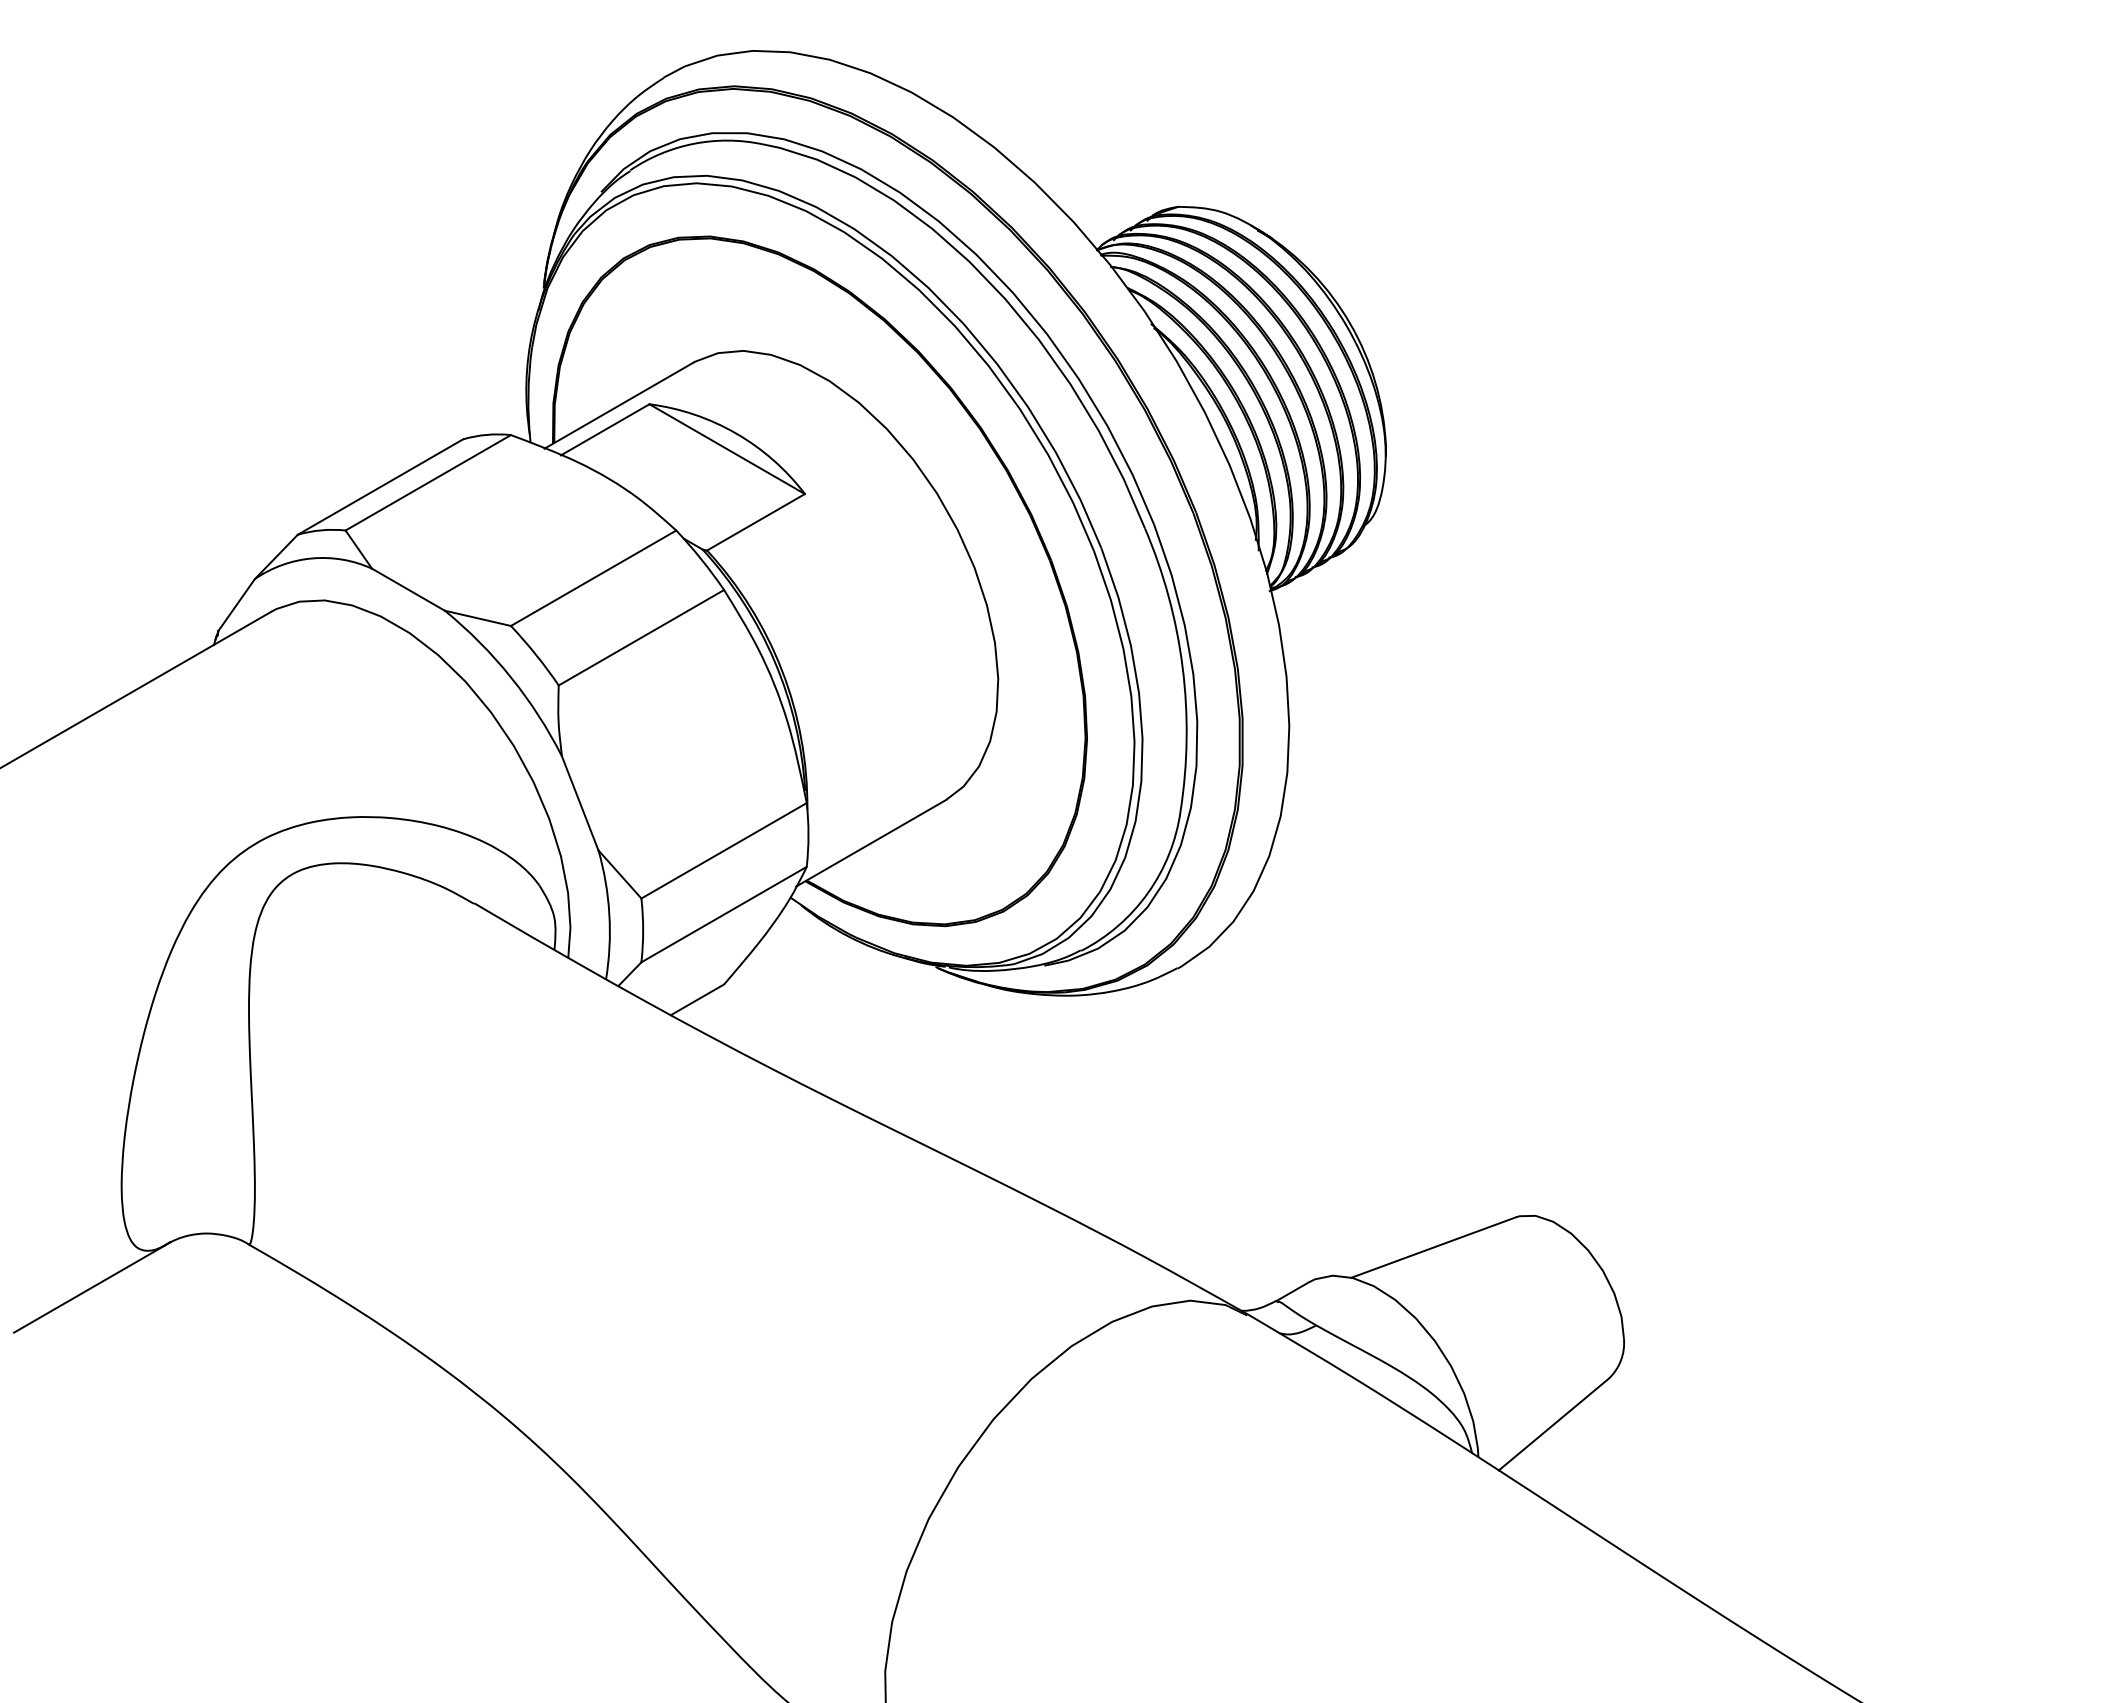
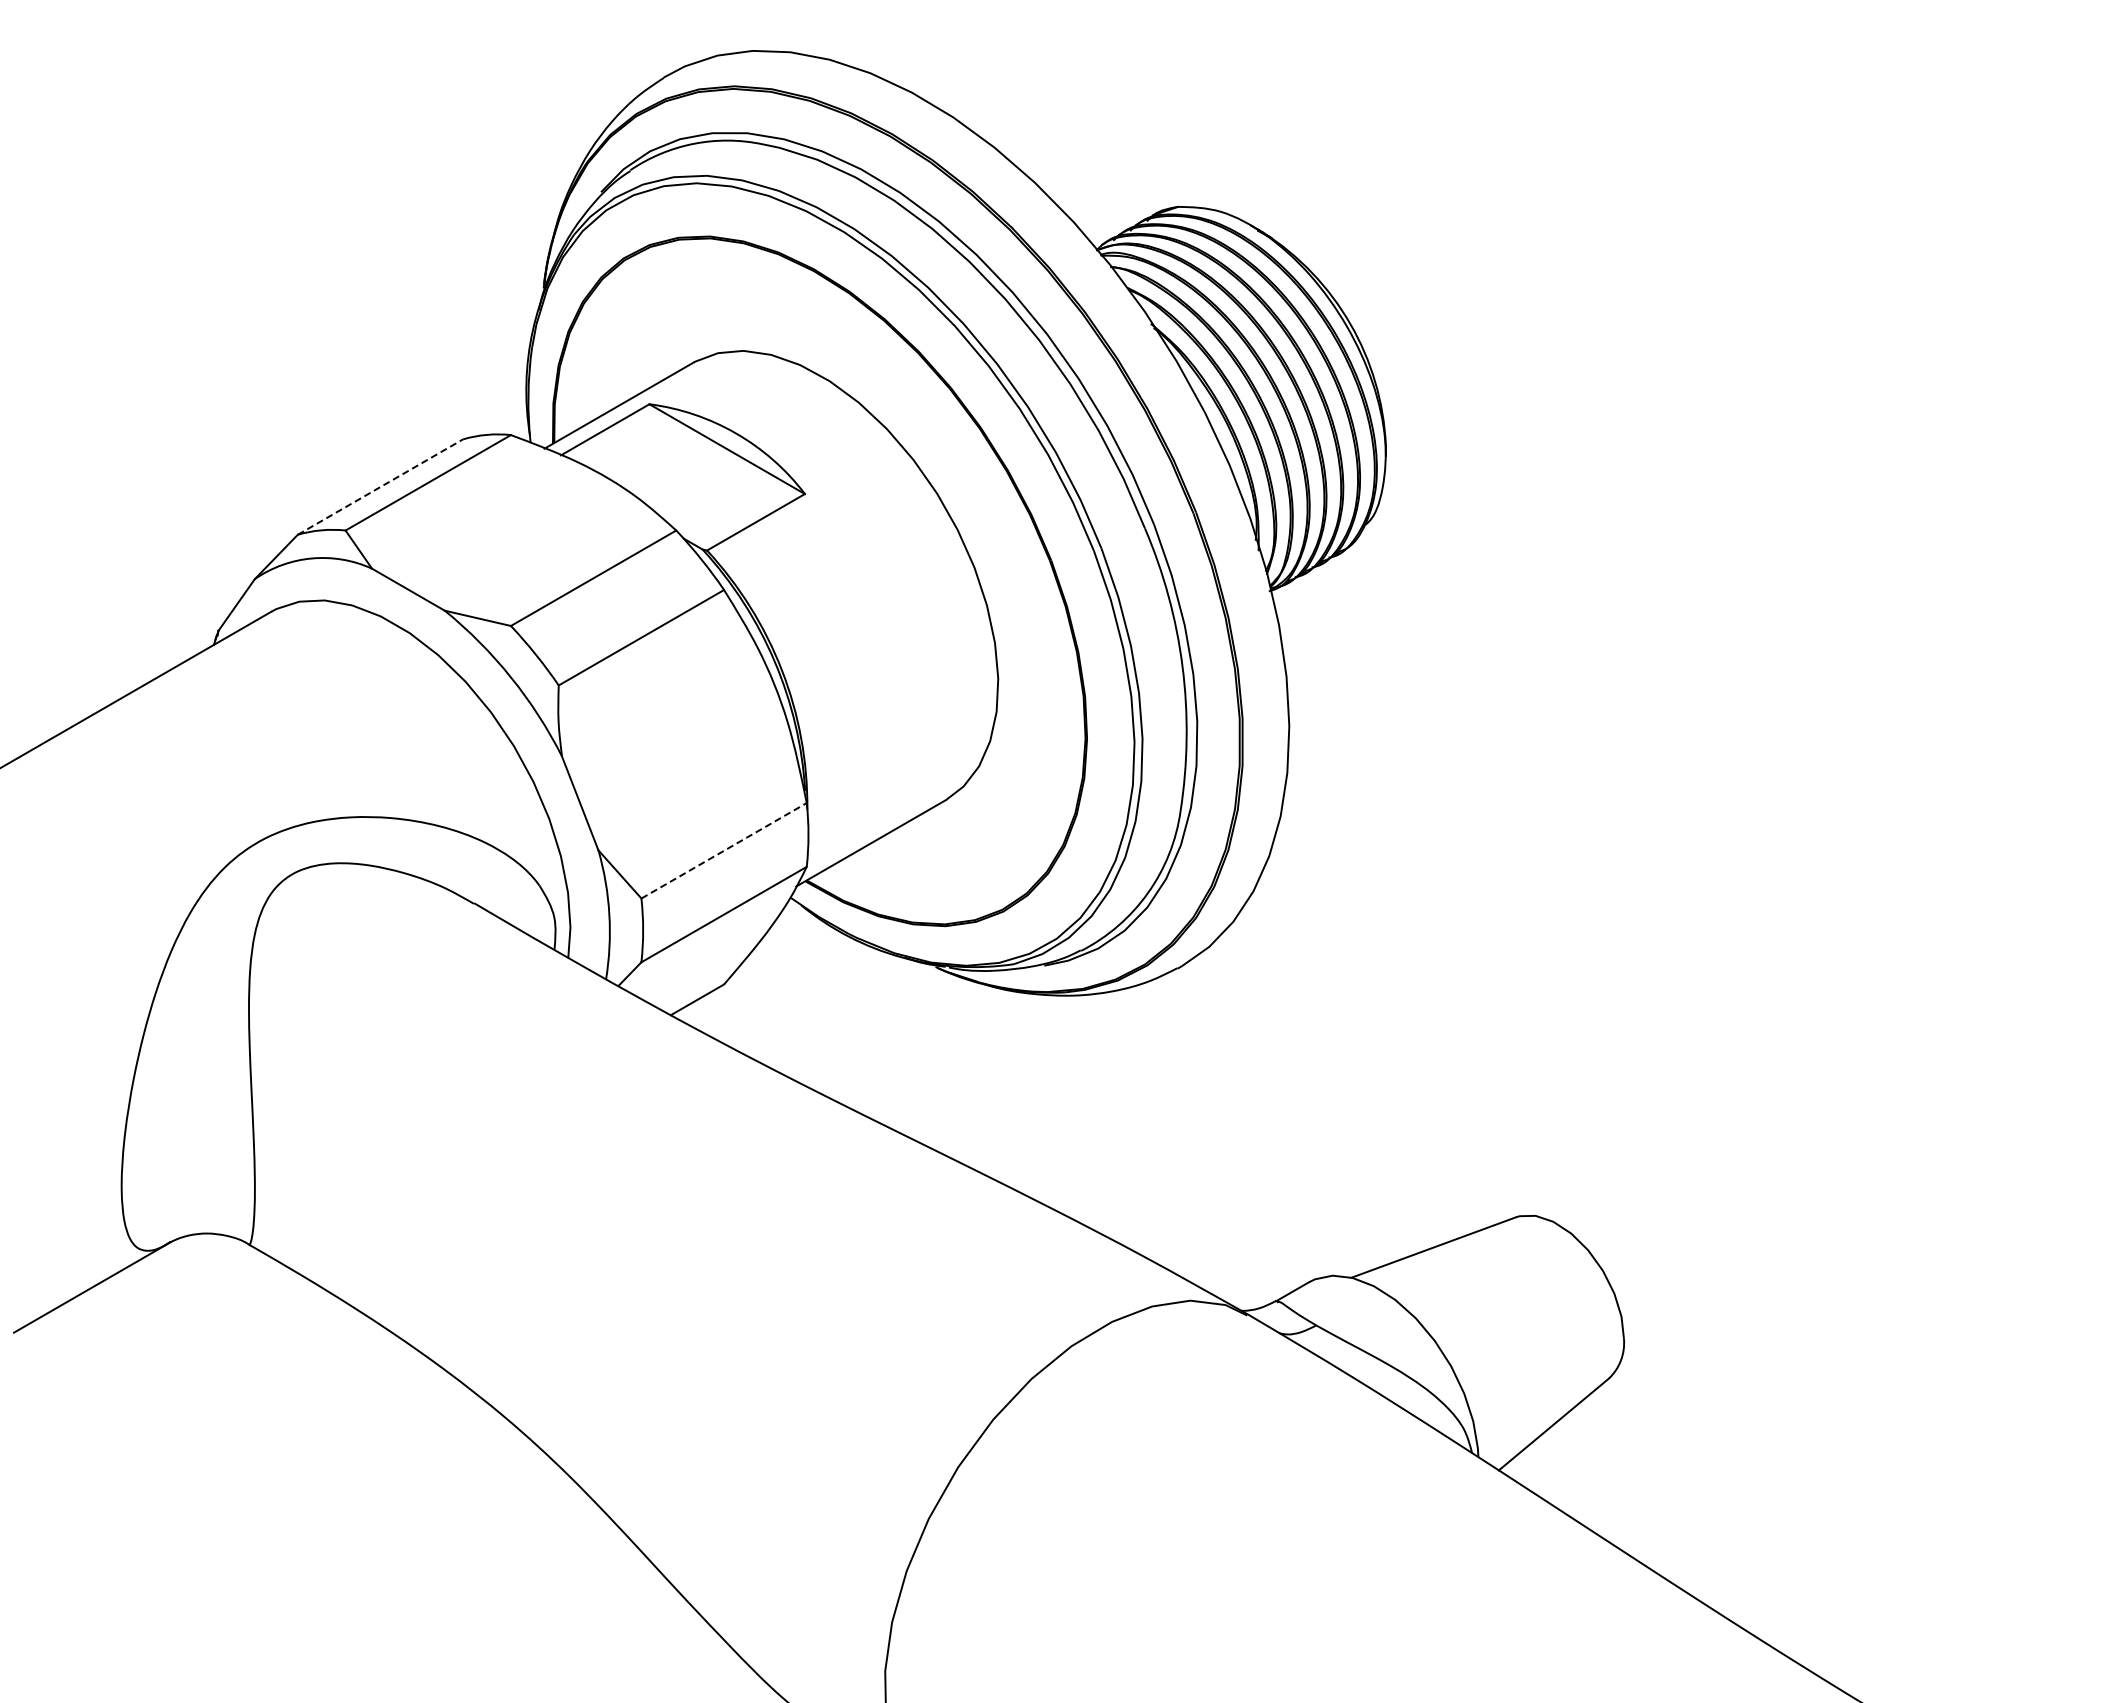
line: solid -> dashed (380, 486)
line: solid -> dashed (724, 850)
